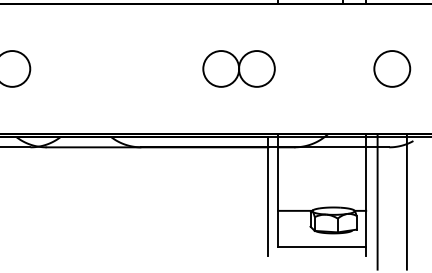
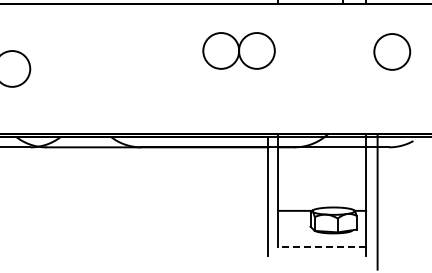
part position: (238, 68) -> (238, 50) (238, 50)
circle position: (392, 68) -> (392, 51) (392, 51)
line: present -> none (406, 201)
line: solid -> dashed (321, 246)
